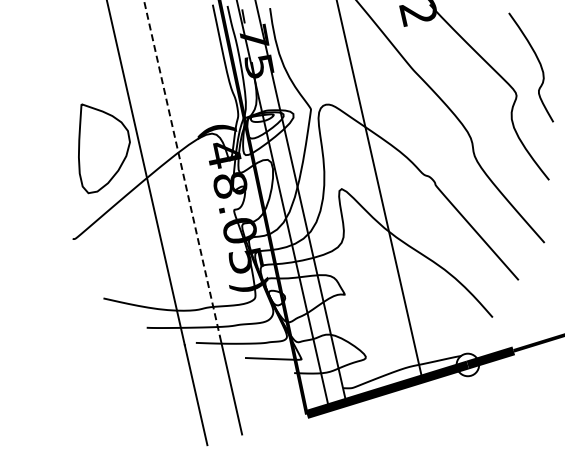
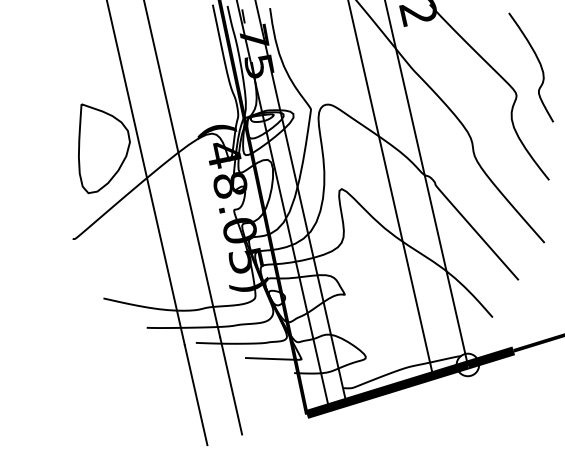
line: dashed -> solid (182, 169)
line: none -> present (426, 183)
line position: (379, 189) -> (390, 188) (390, 188)
